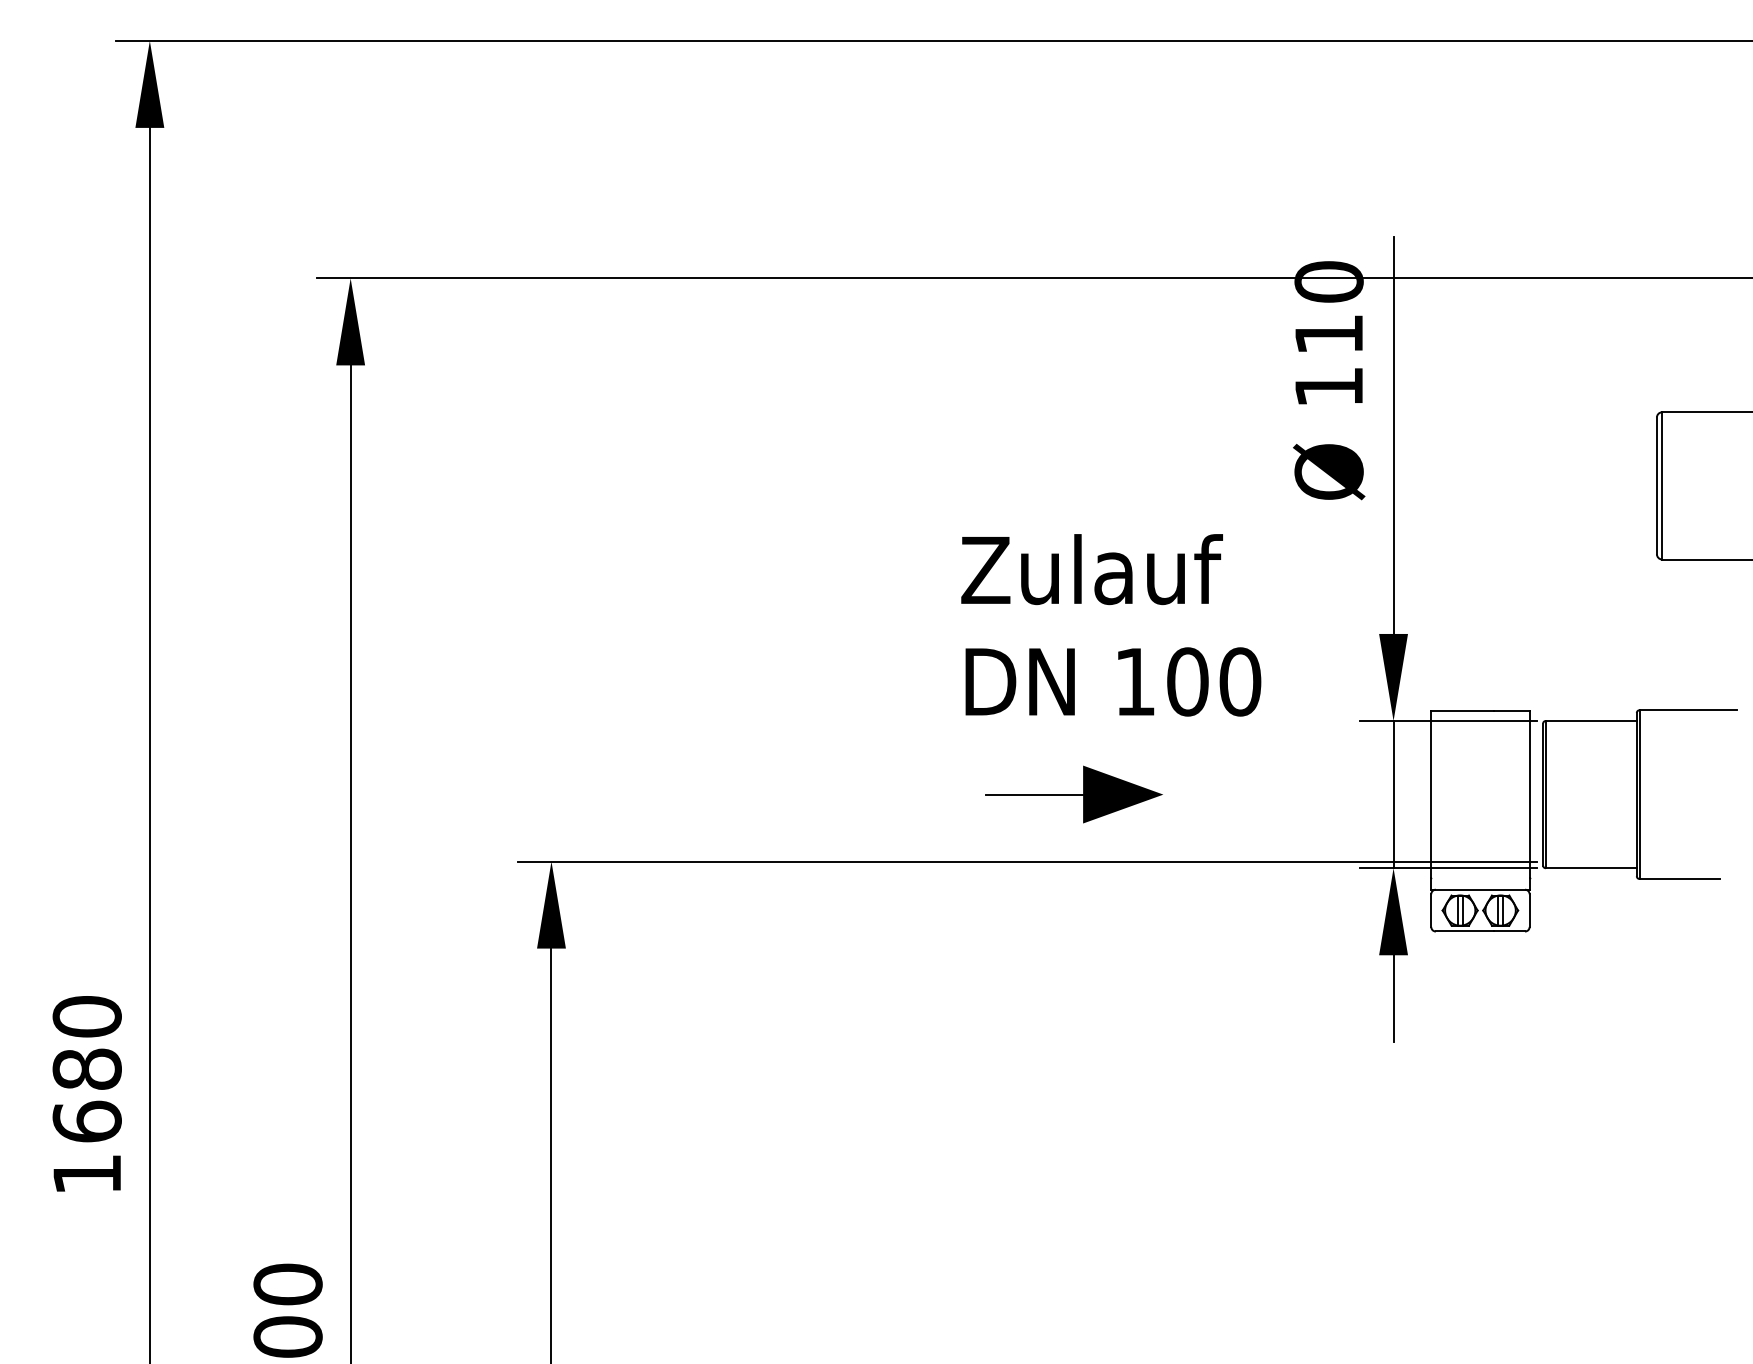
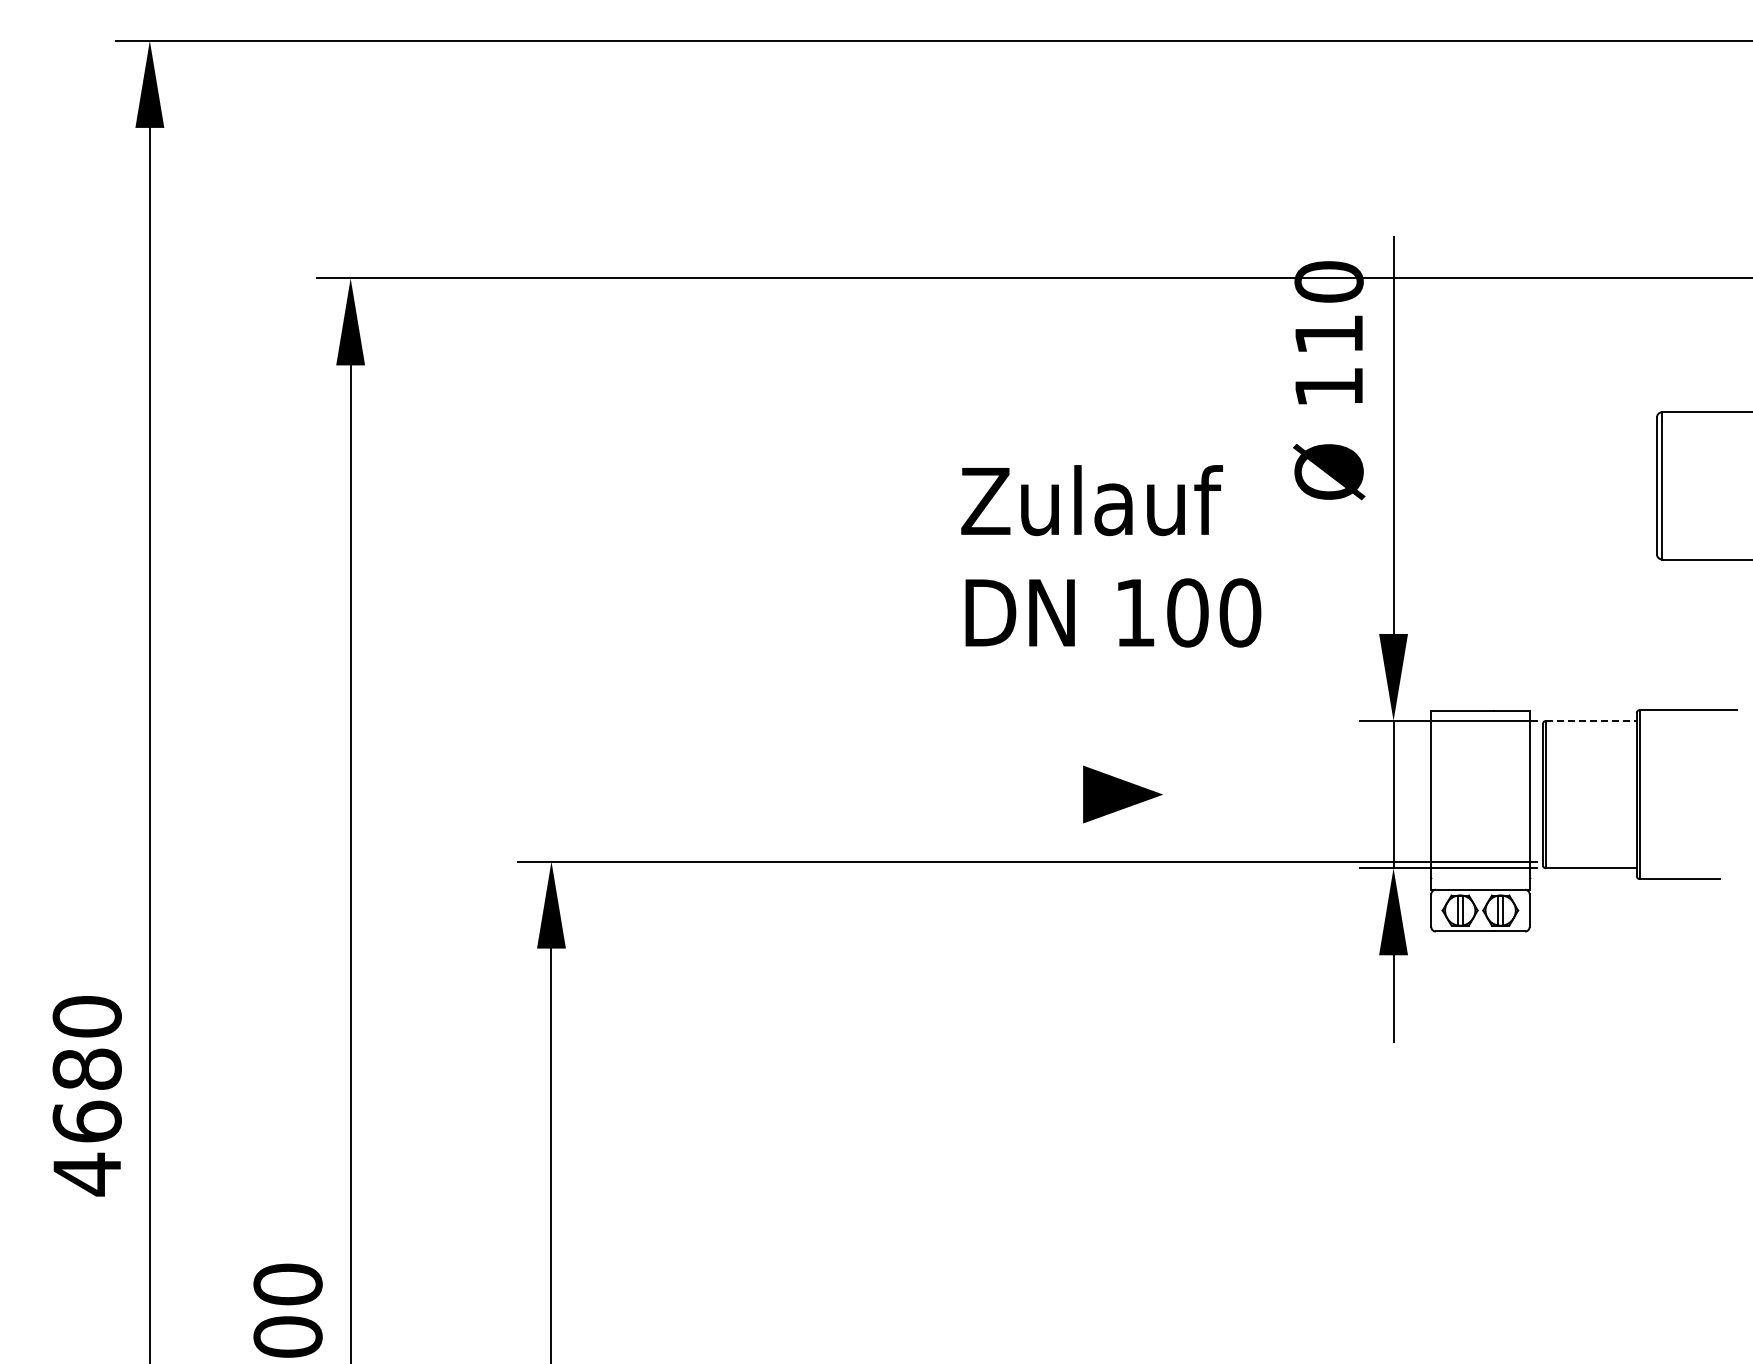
text position: (1111, 625) -> (1111, 556) (1111, 556)
line: solid -> dashed (1591, 720)
line: present -> none (1034, 794)
text: 1680 -> 4680 (86, 1174)
